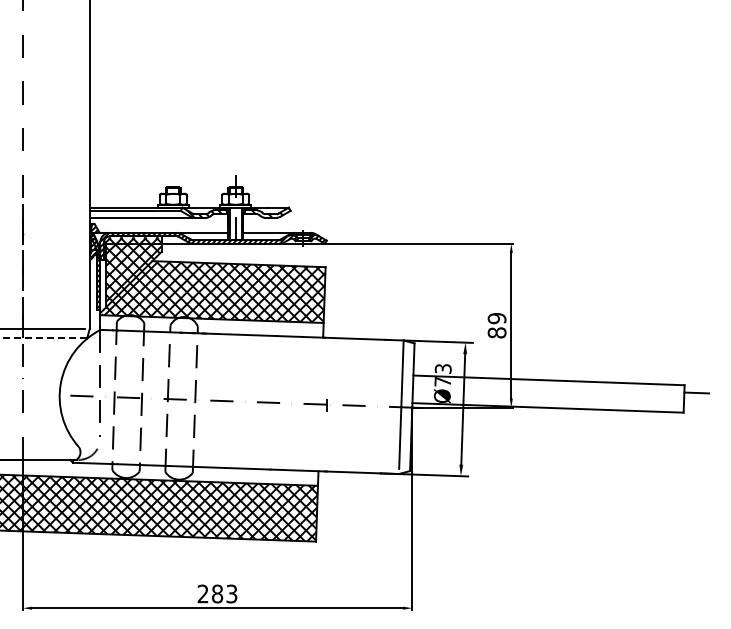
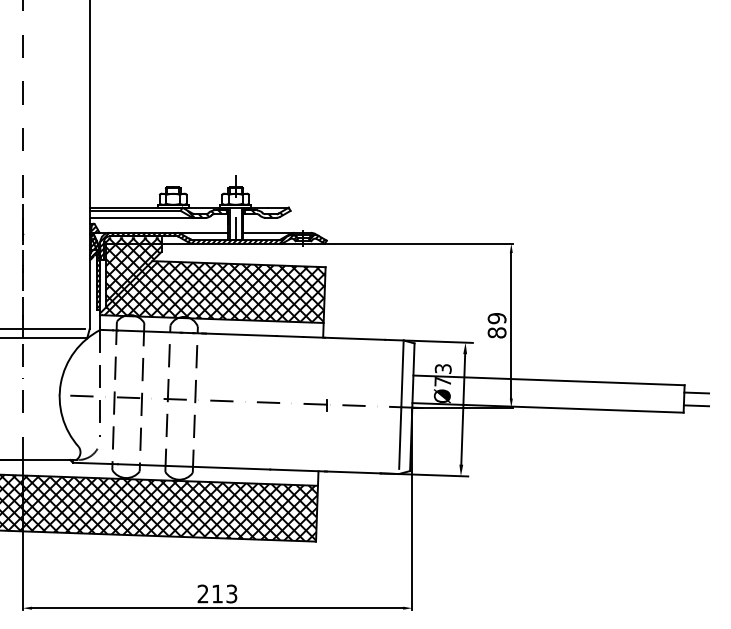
line: dashed -> solid (43, 338)
line: none -> present (696, 405)
text: 283 -> 213 (217, 593)
